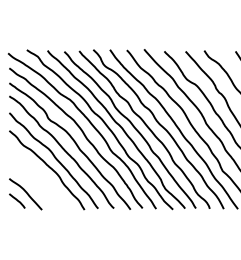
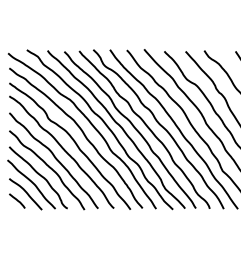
part: none -> present (37, 177)
